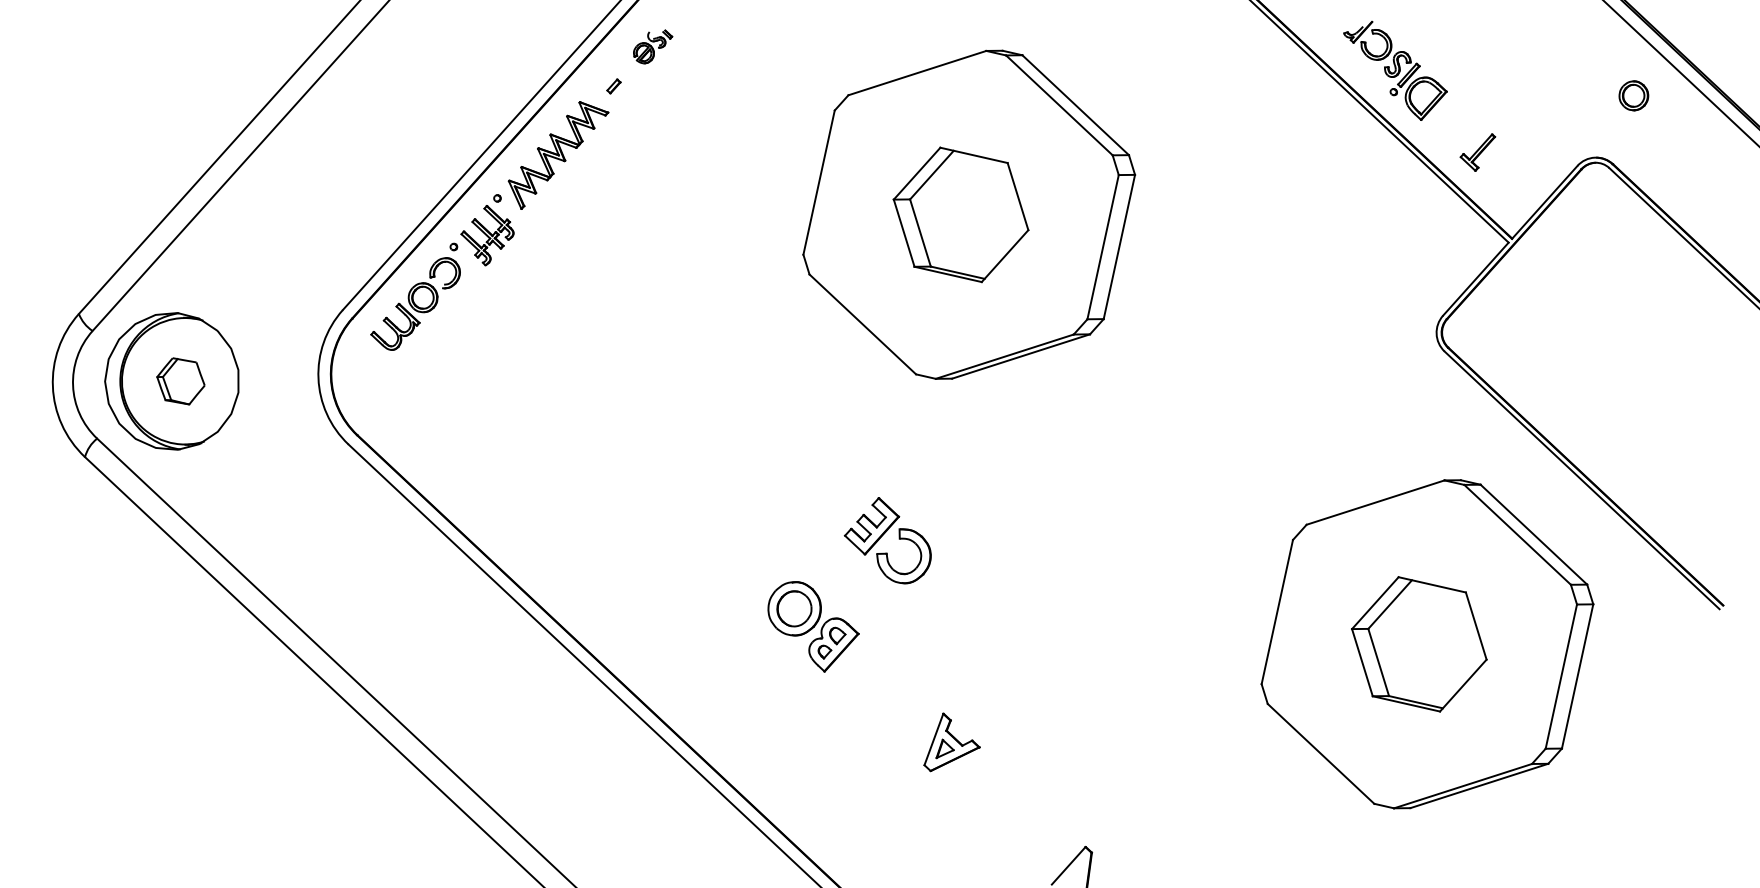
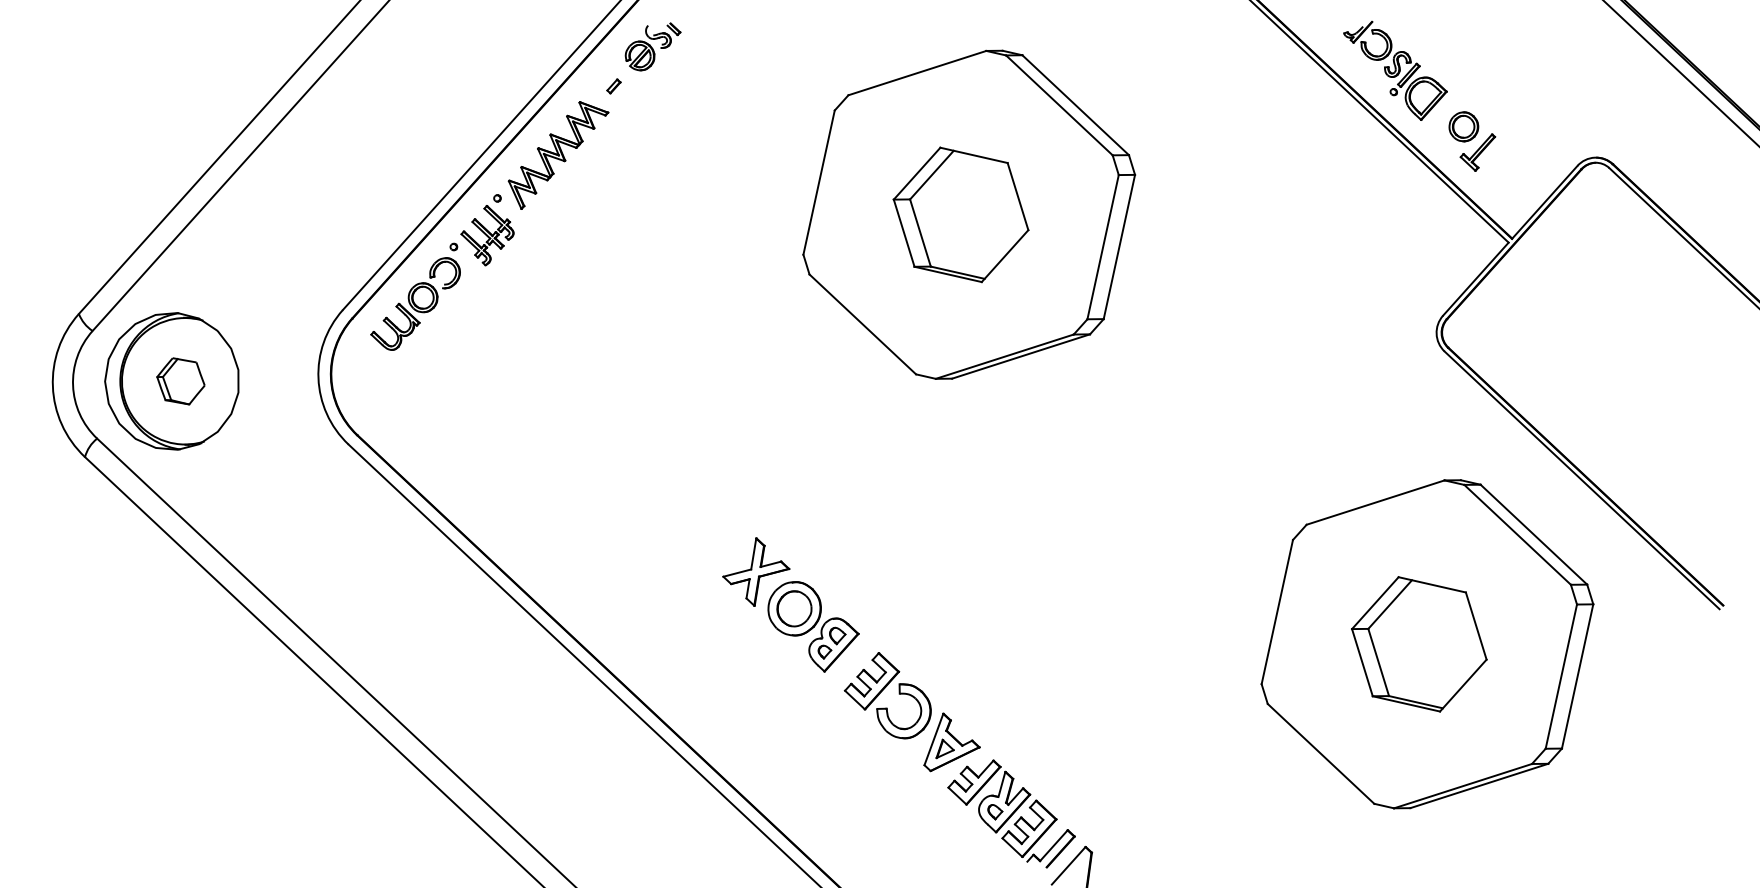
part size: 41x36 px -> 58x50 px (652, 46)
part position: (1633, 95) -> (1463, 126) (1463, 126)
part position: (883, 535) -> (883, 690) (883, 690)
part: none -> present (756, 571)
part: none -> present (1011, 813)
